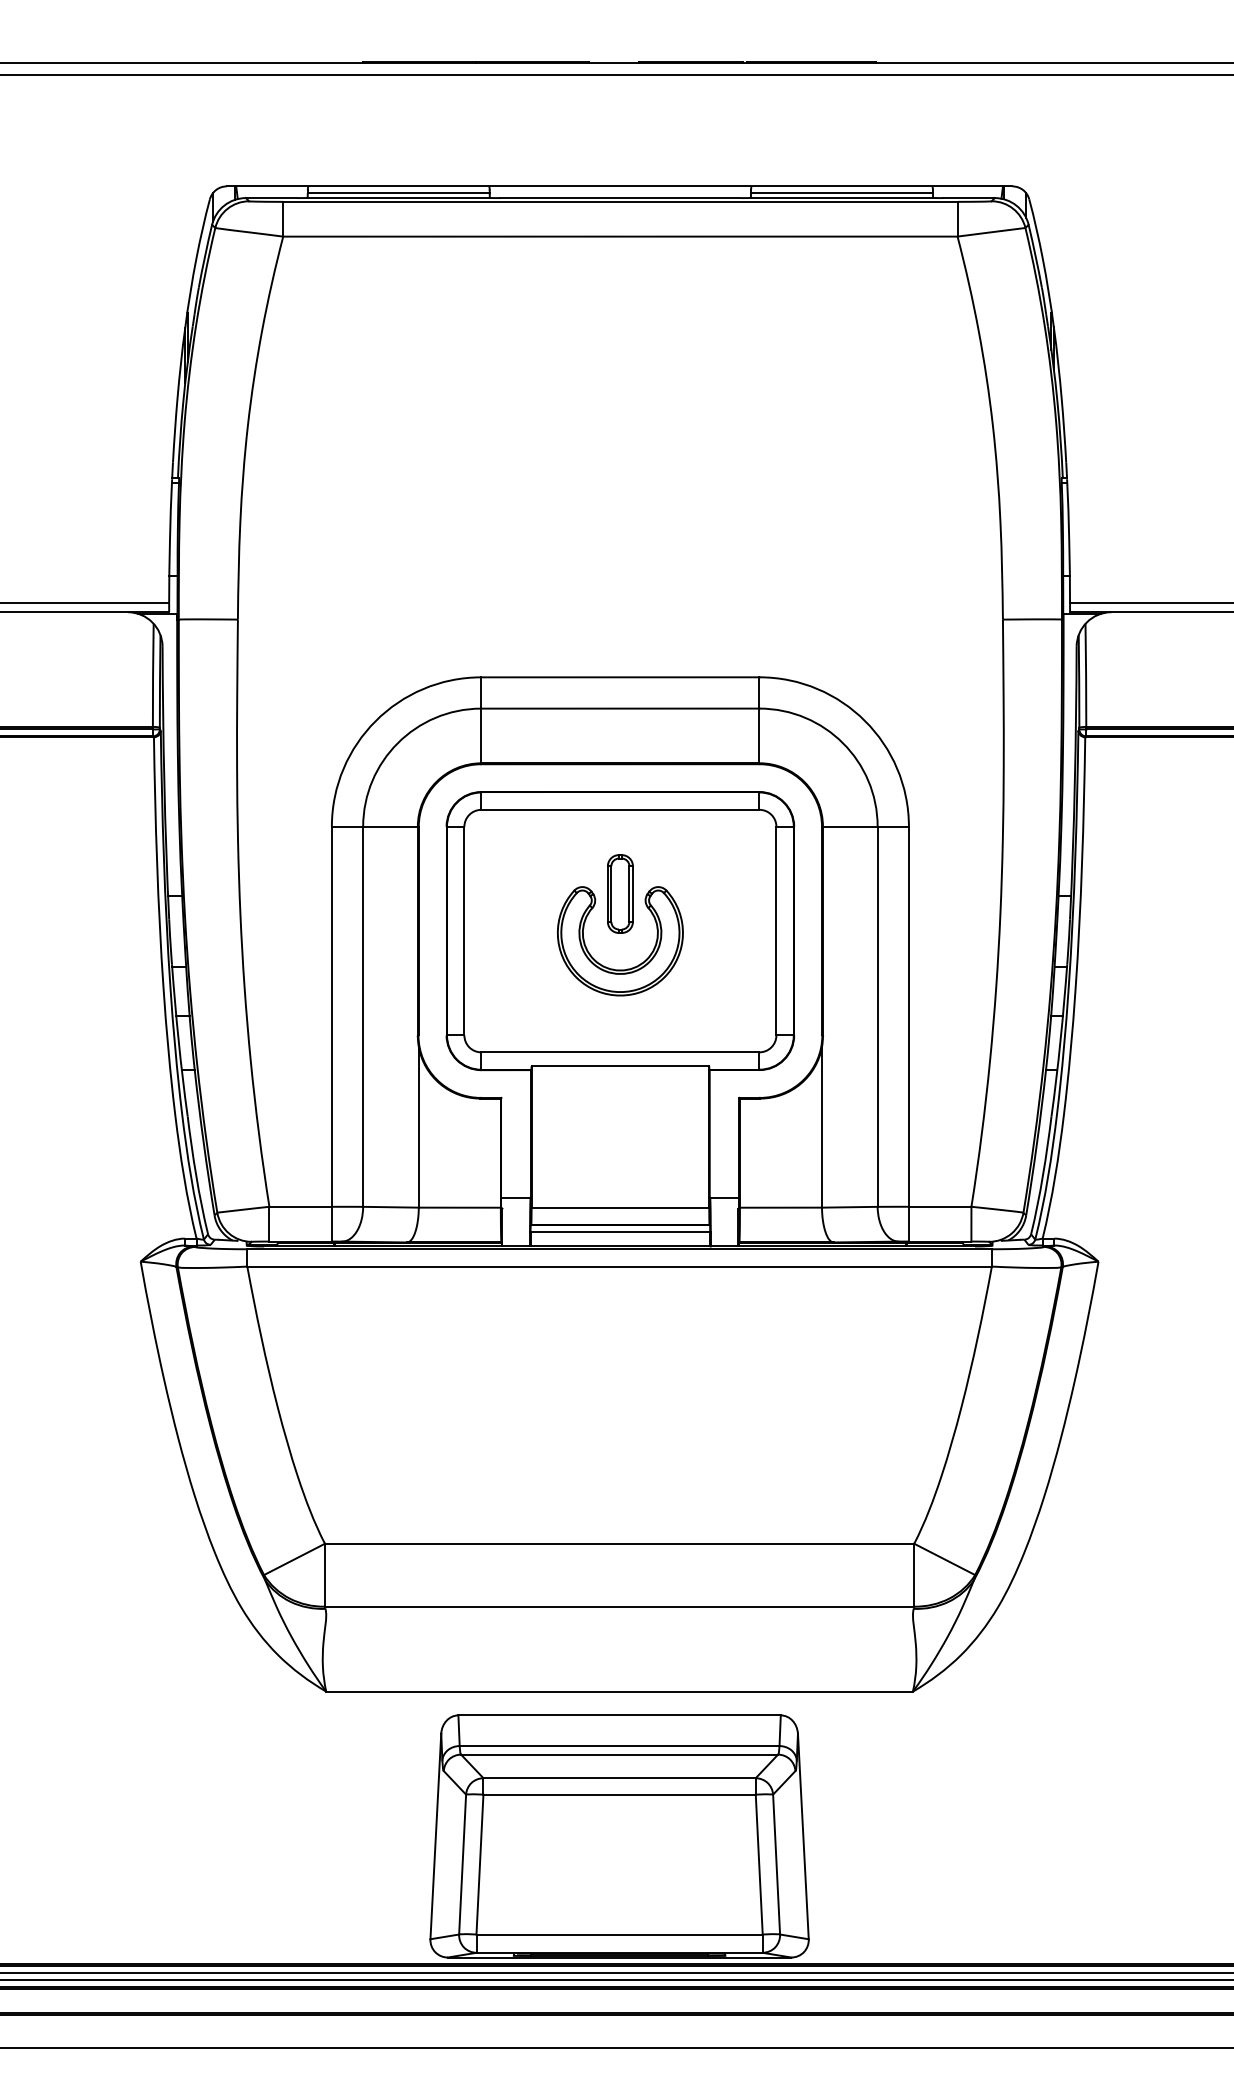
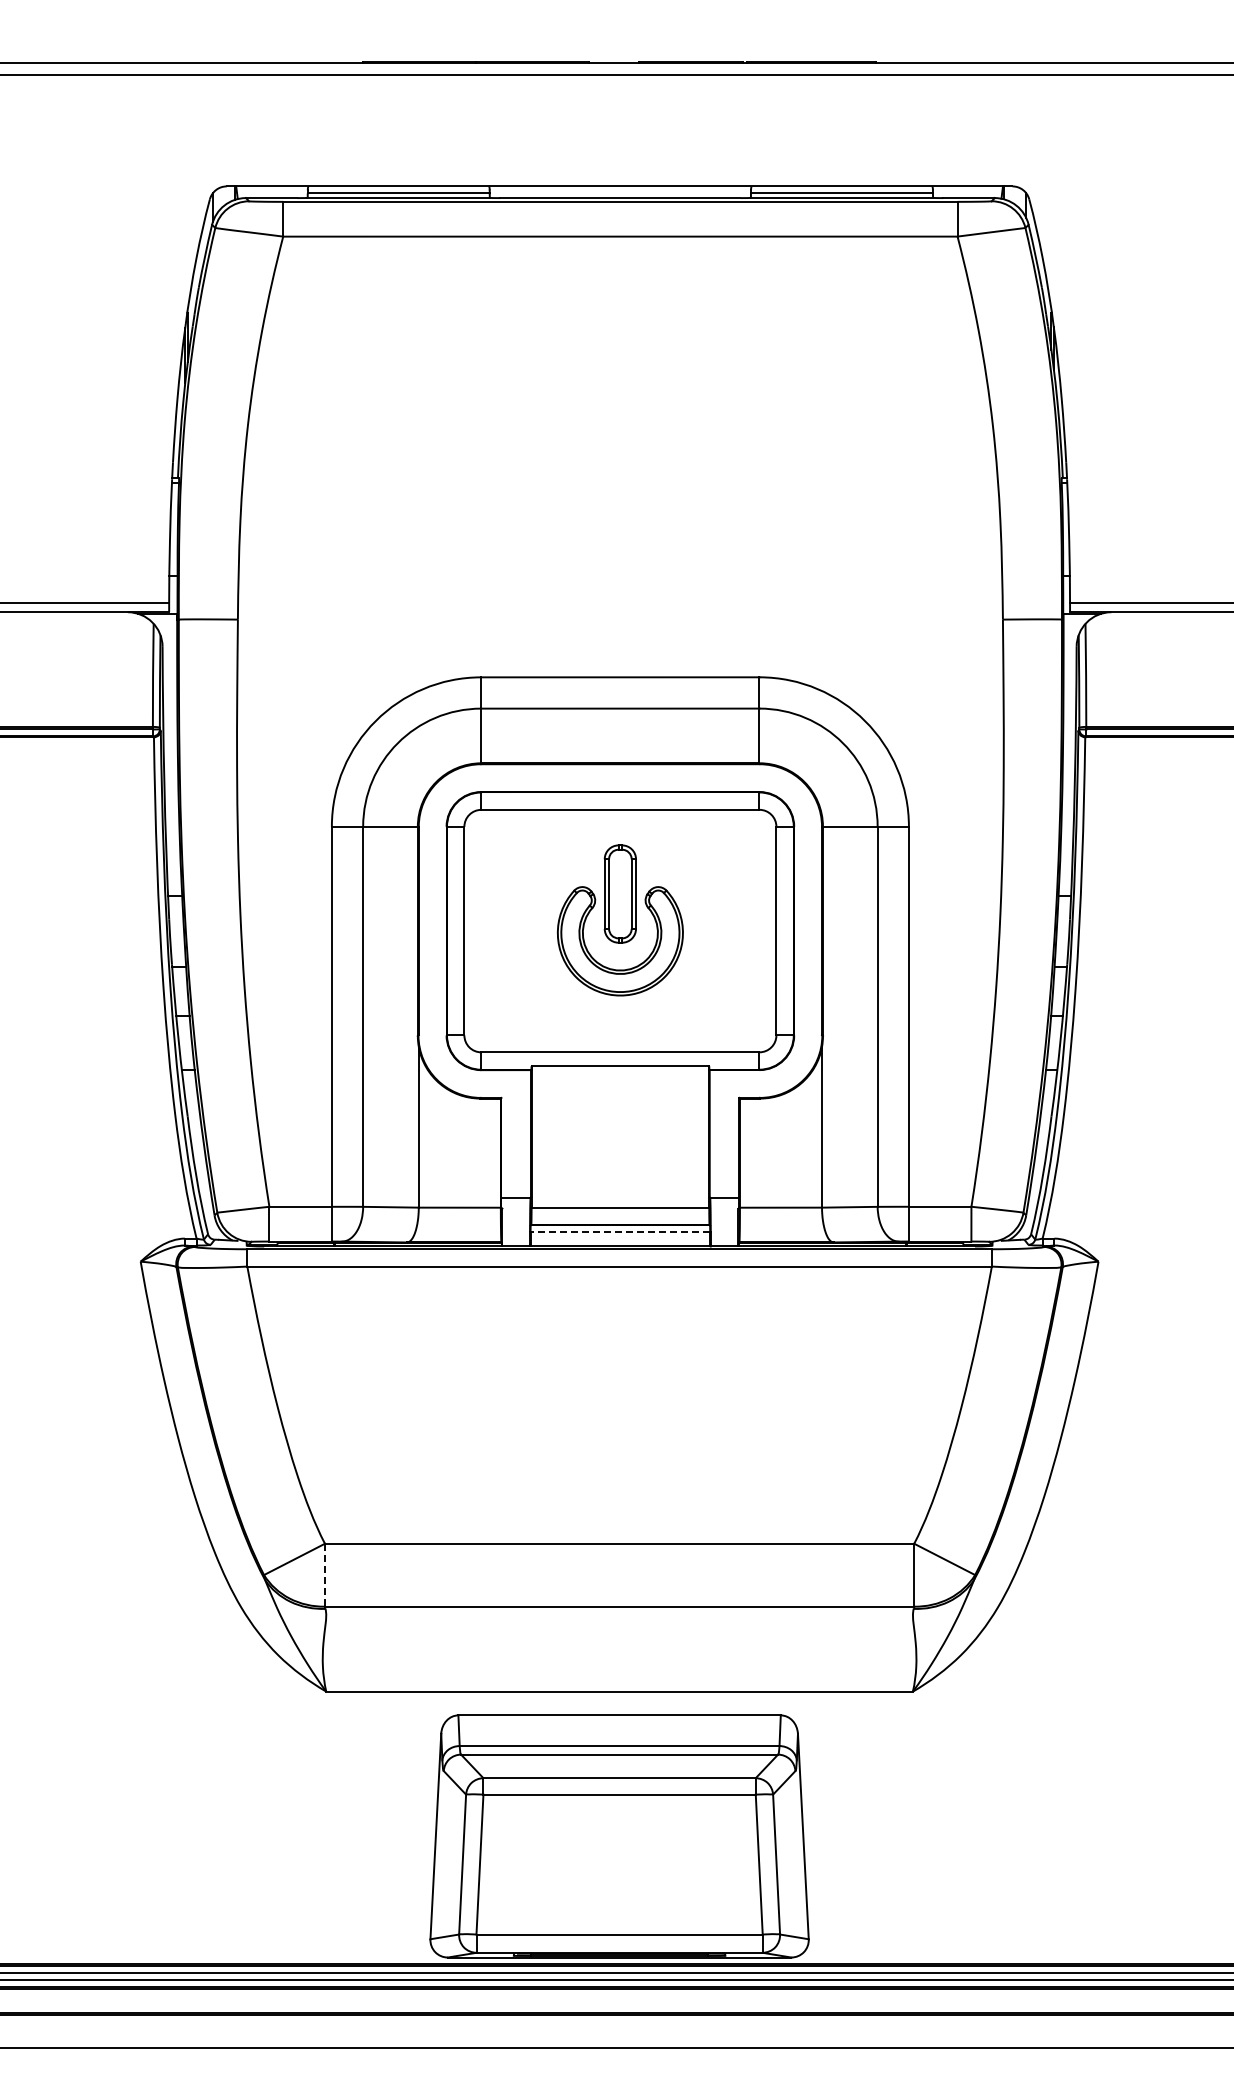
part size: 27x80 px -> 34x100 px (619, 893)
line: solid -> dashed (620, 1232)
line: solid -> dashed (324, 1575)
